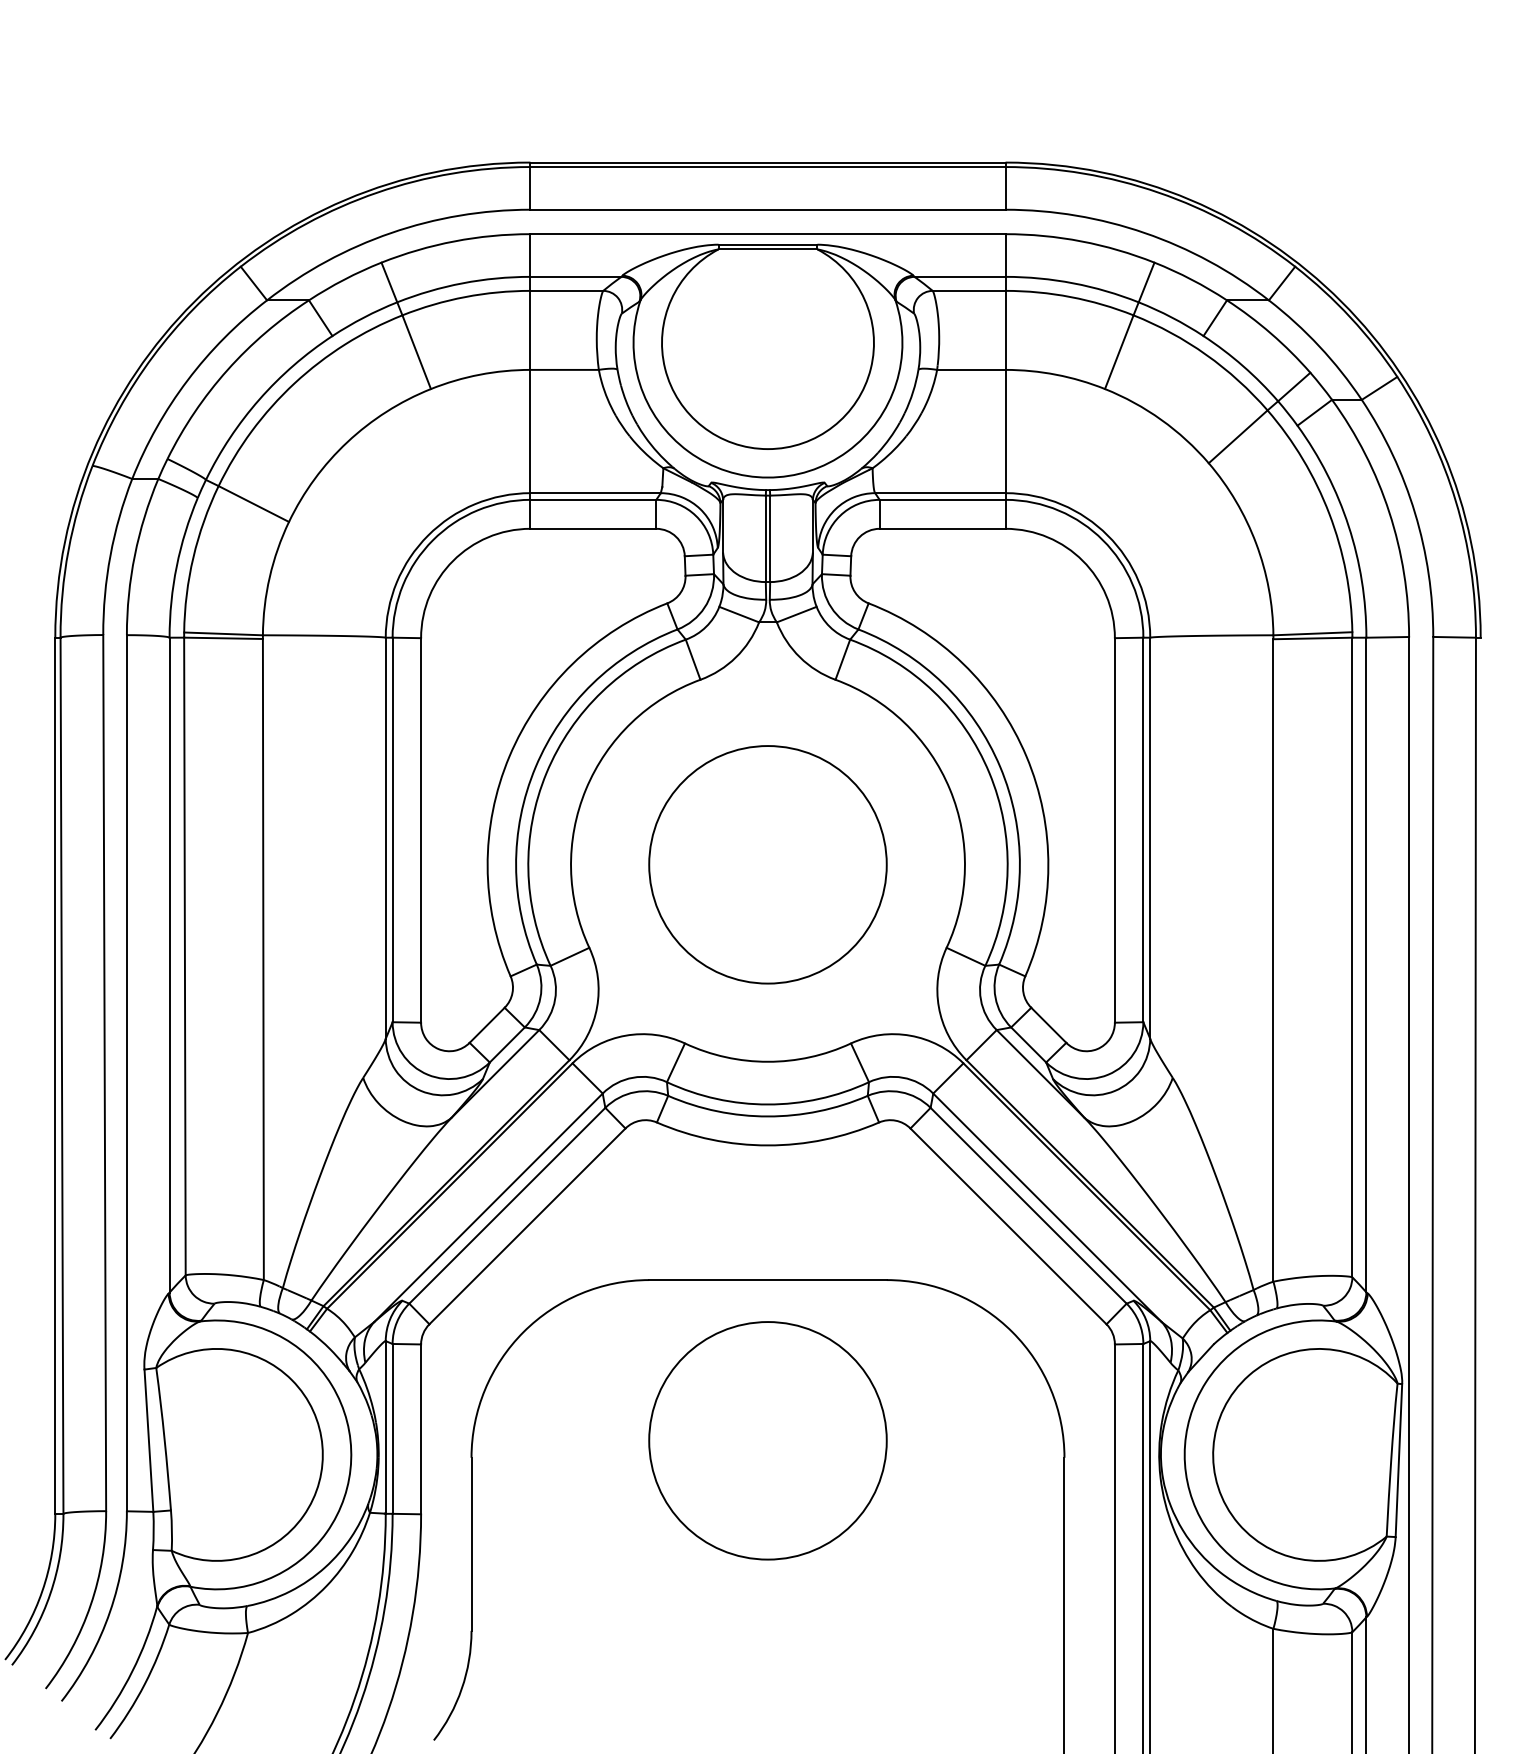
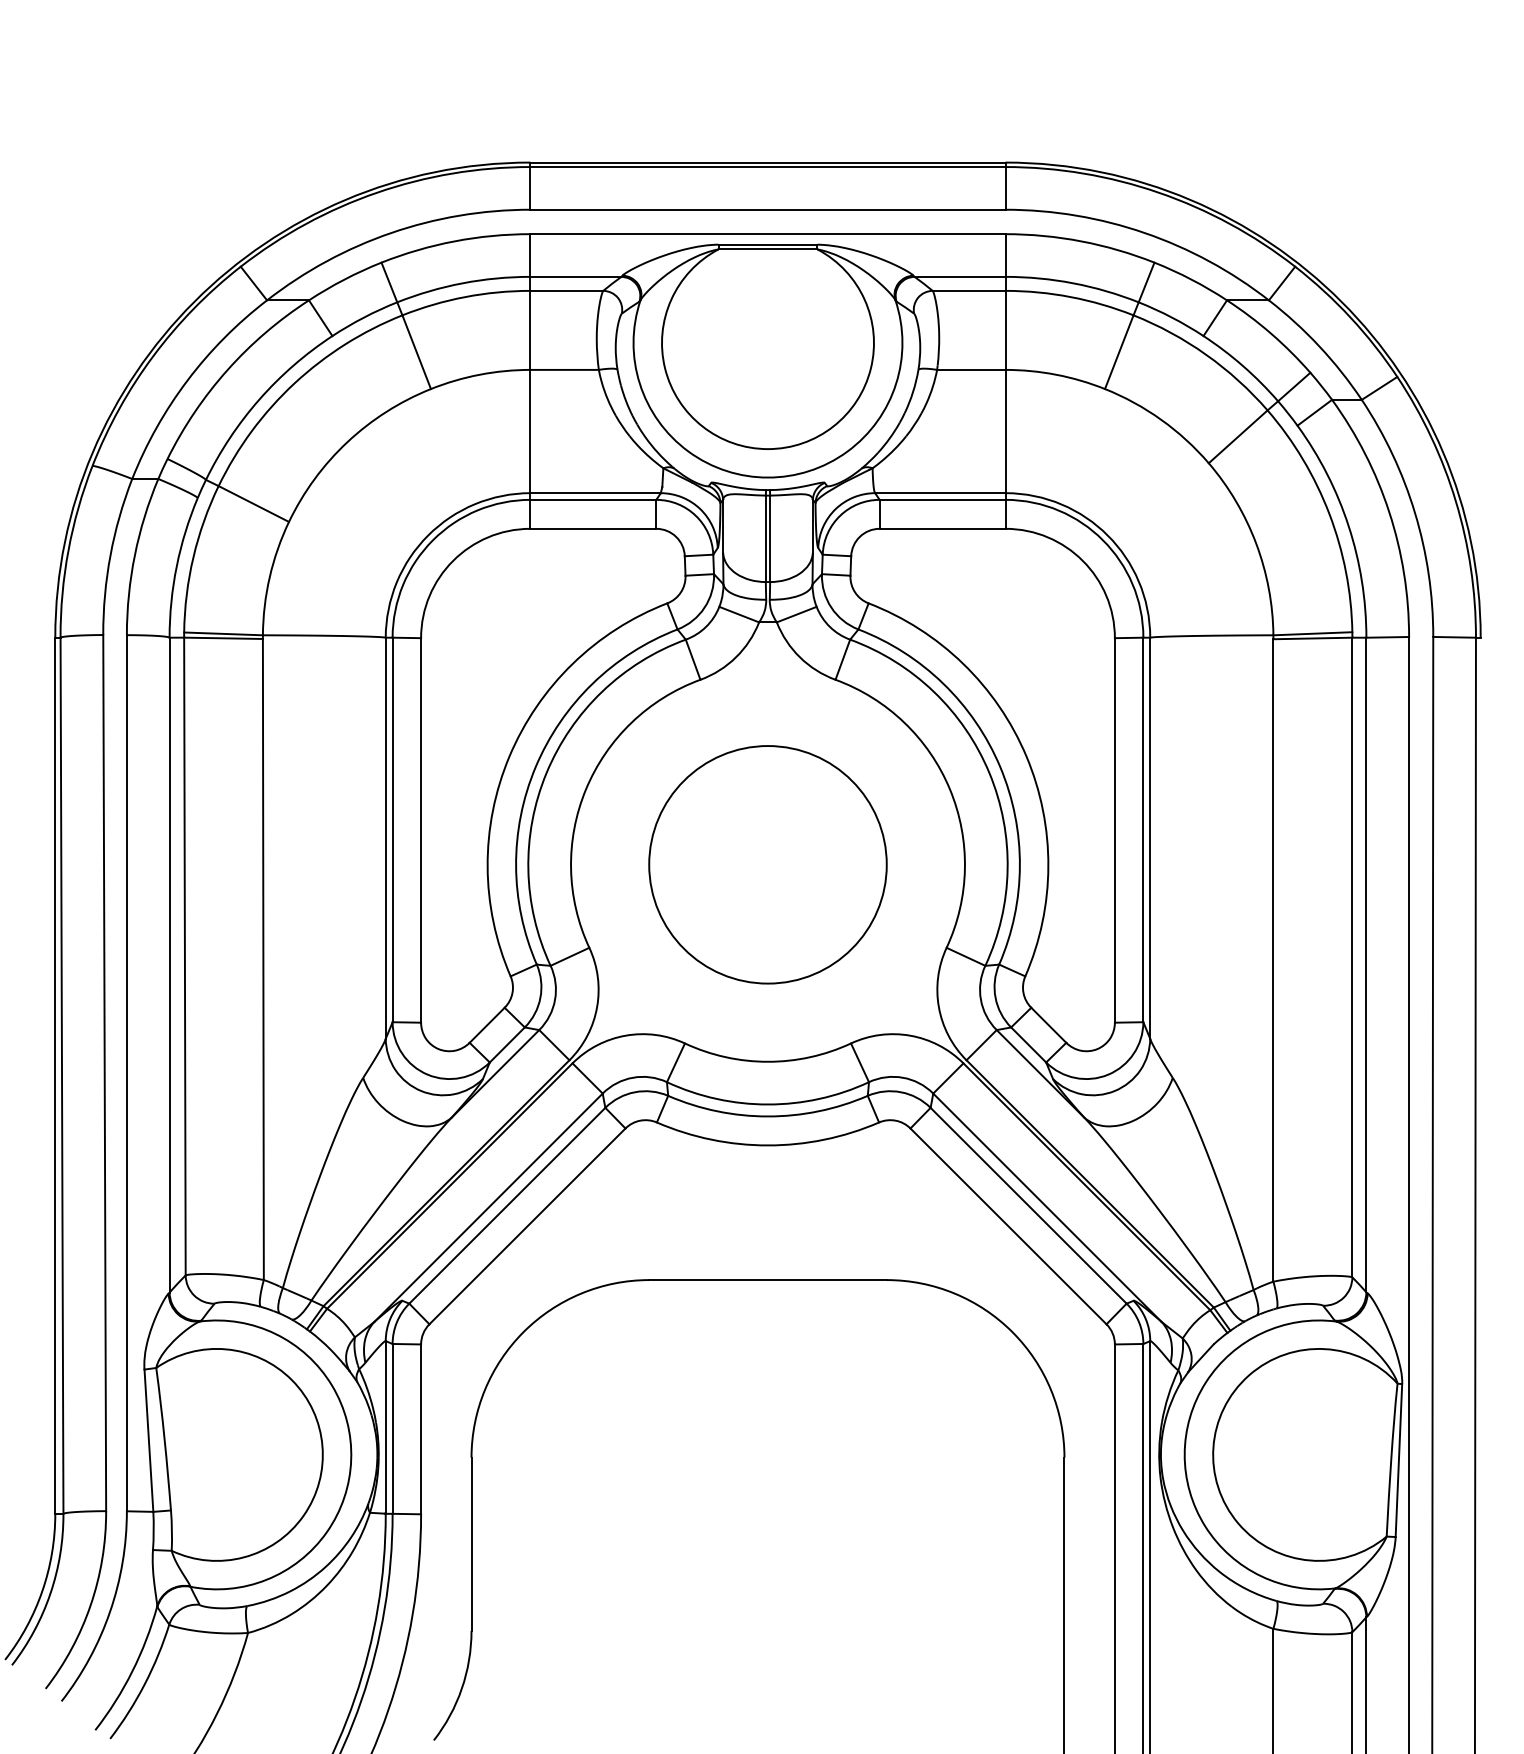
circle: present -> none (767, 1440)
